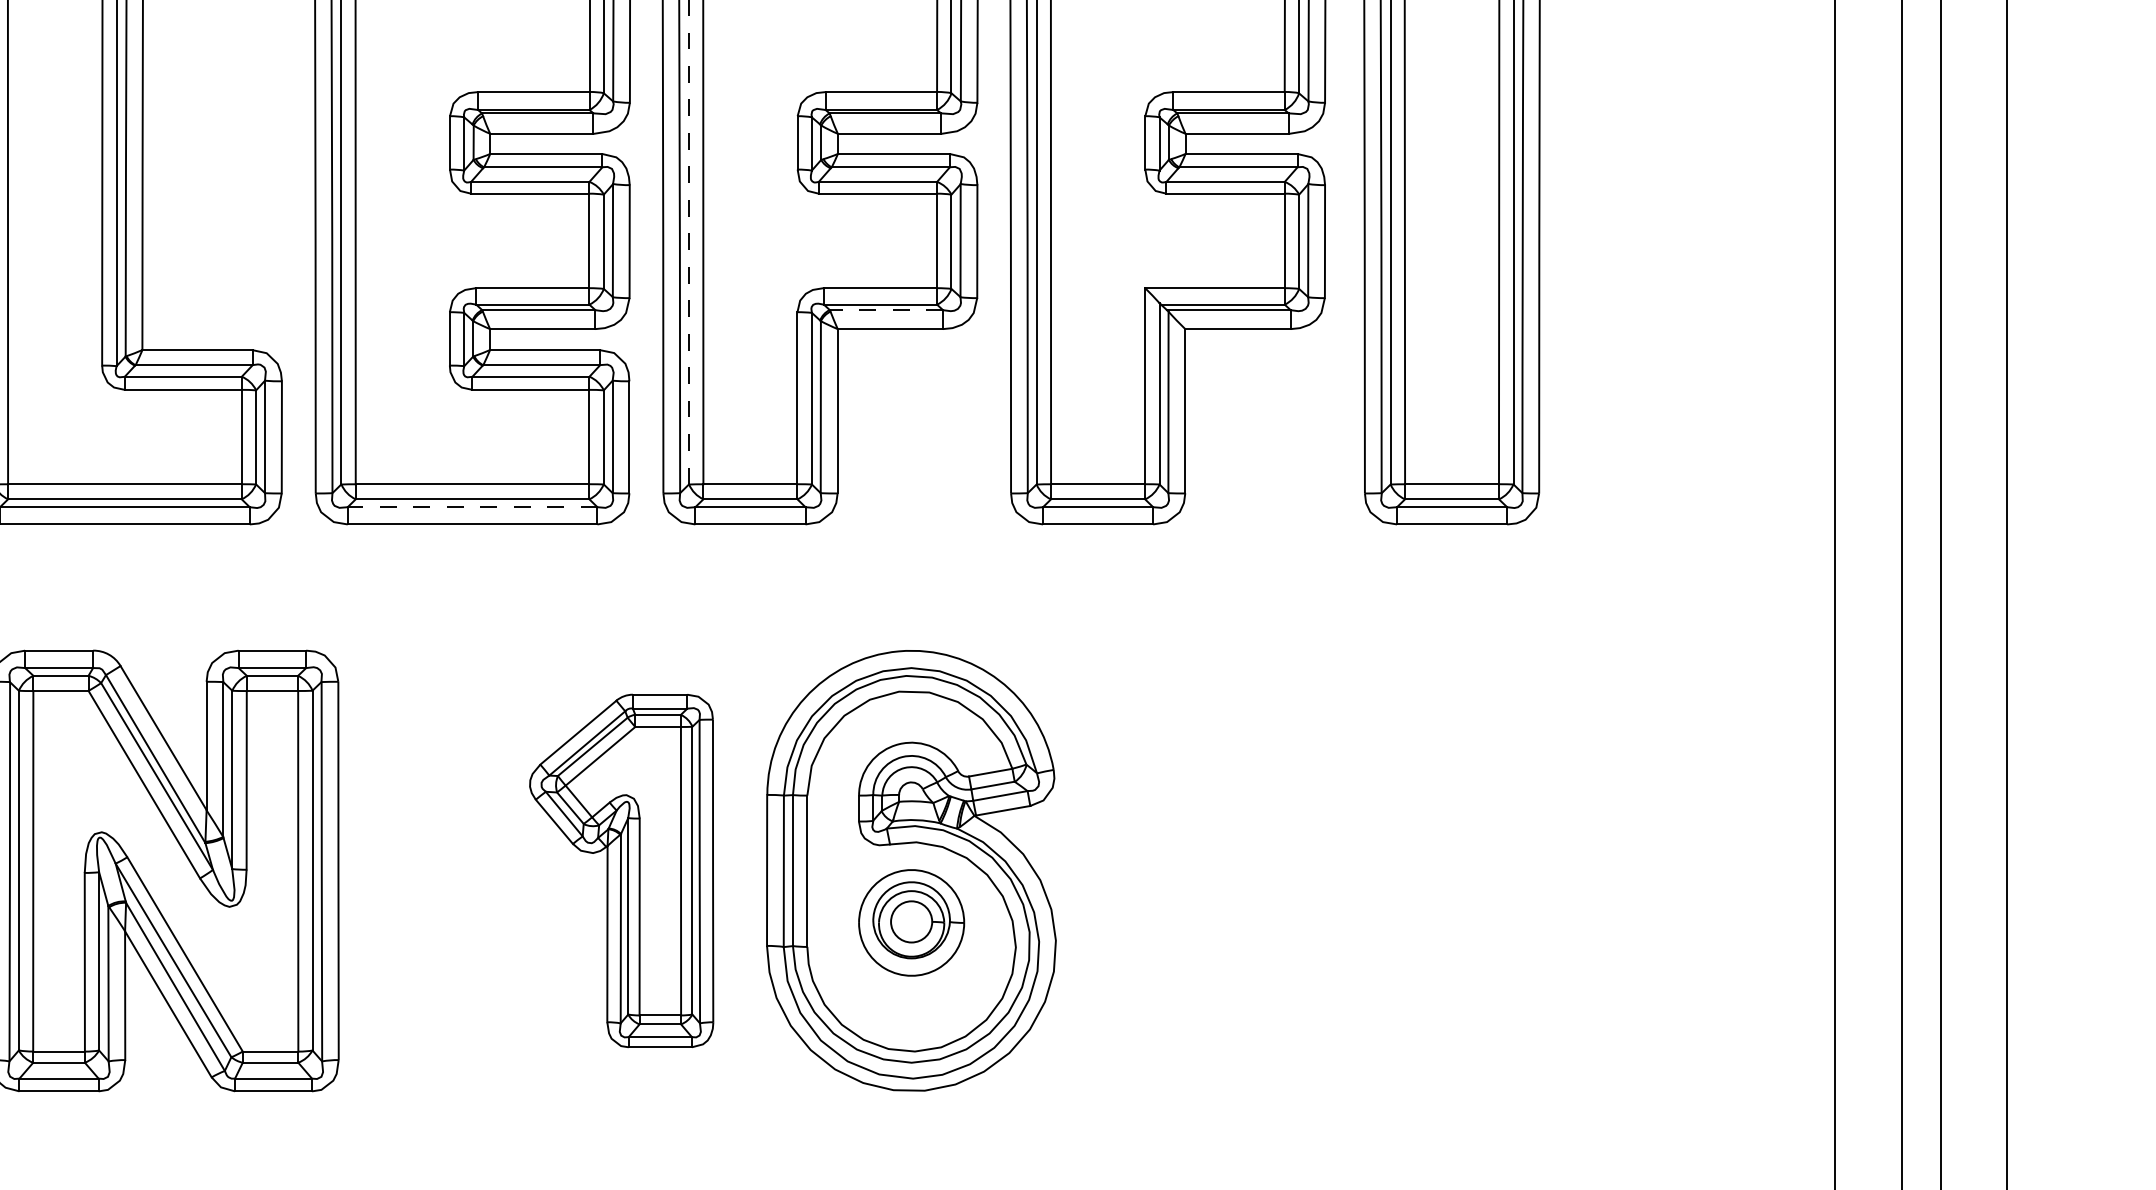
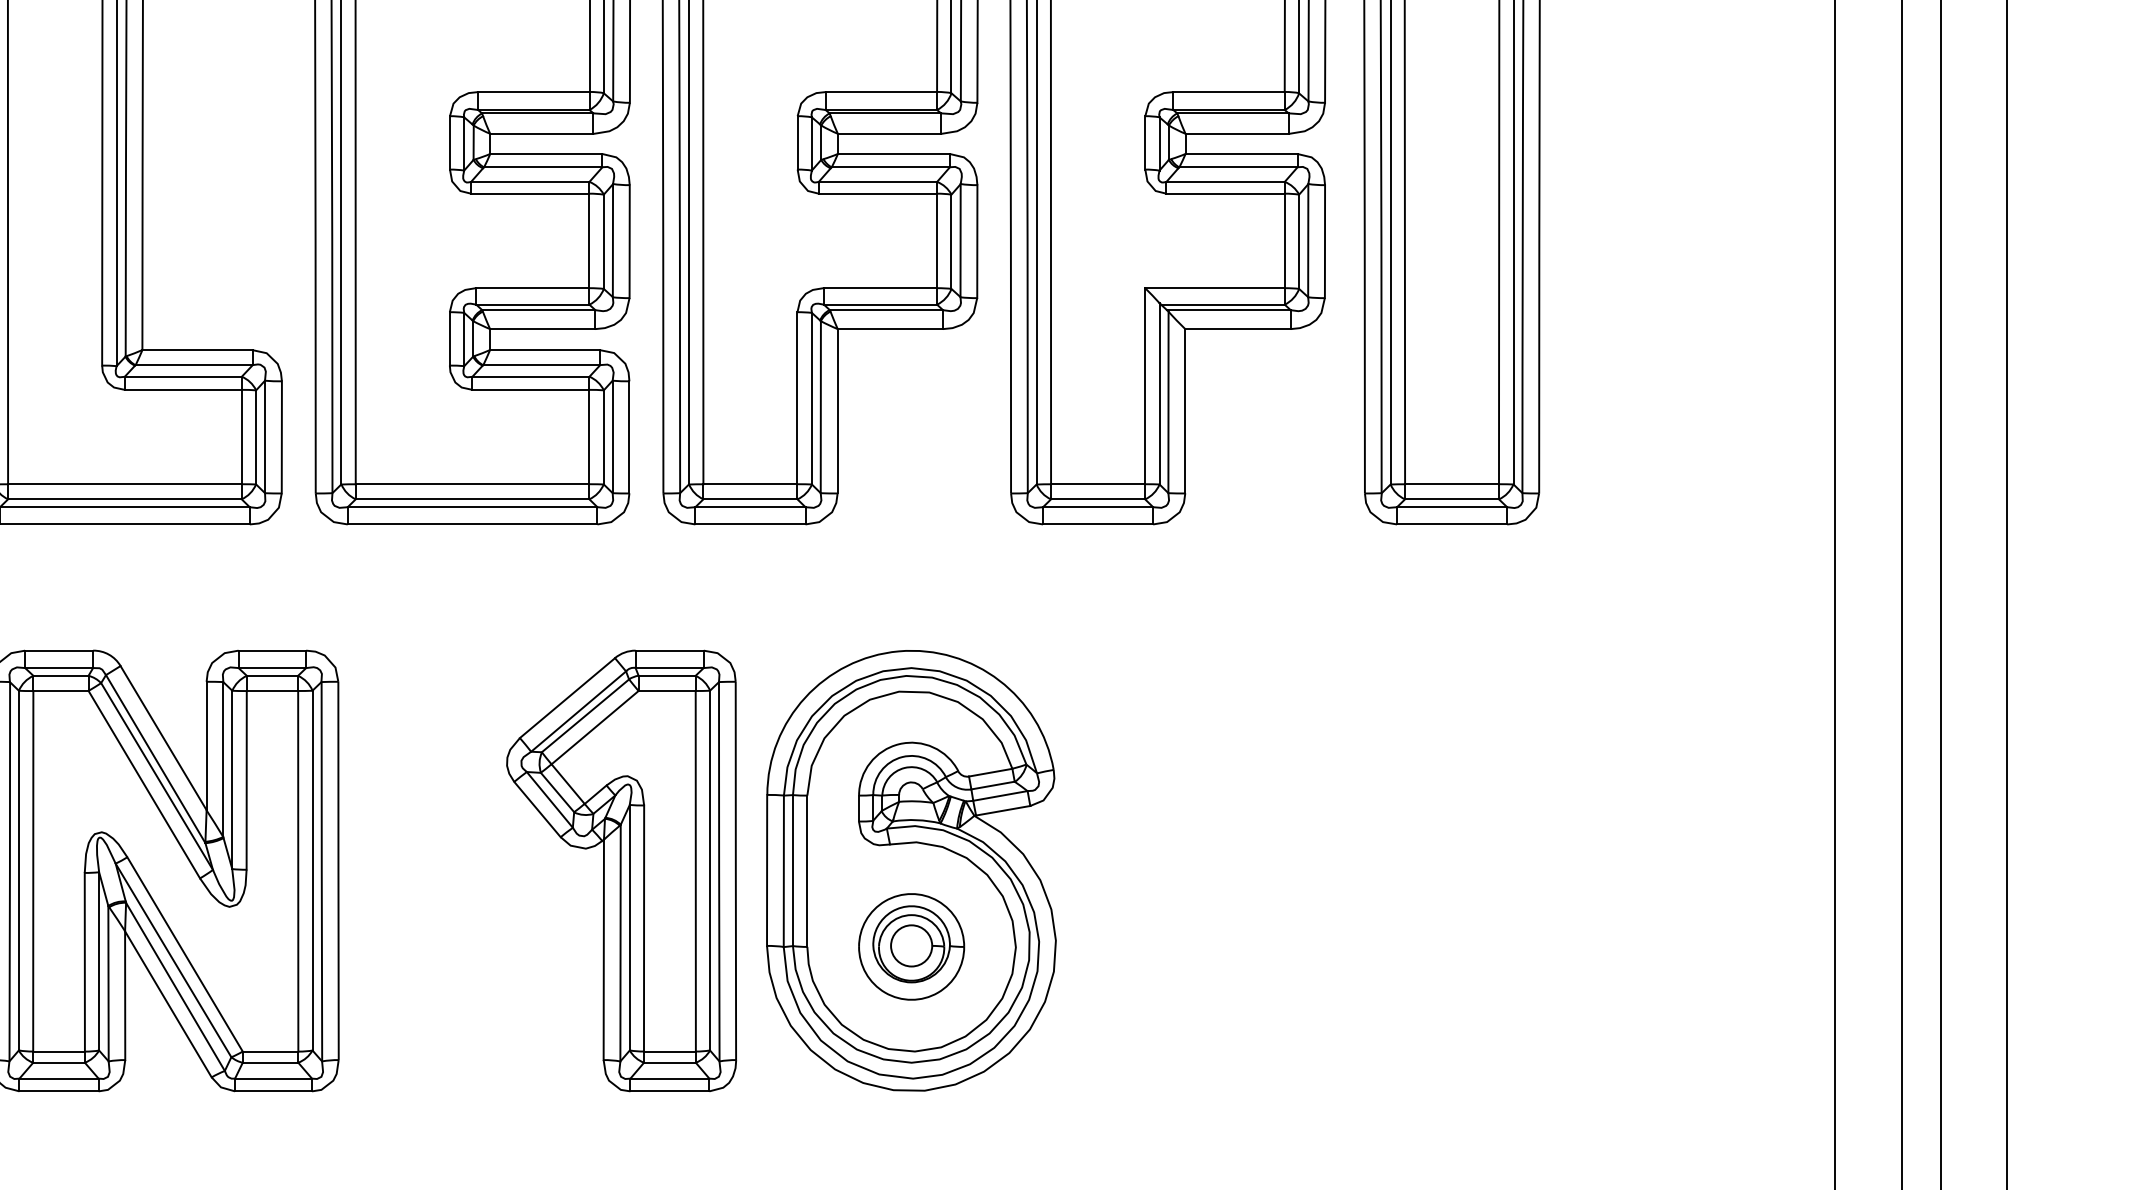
line: dashed -> solid (689, 242)
line: dashed -> solid (886, 310)
line: dashed -> solid (472, 507)
part size: 186x356 px -> 232x444 px (621, 870)
part position: (911, 922) -> (911, 946) (911, 946)
